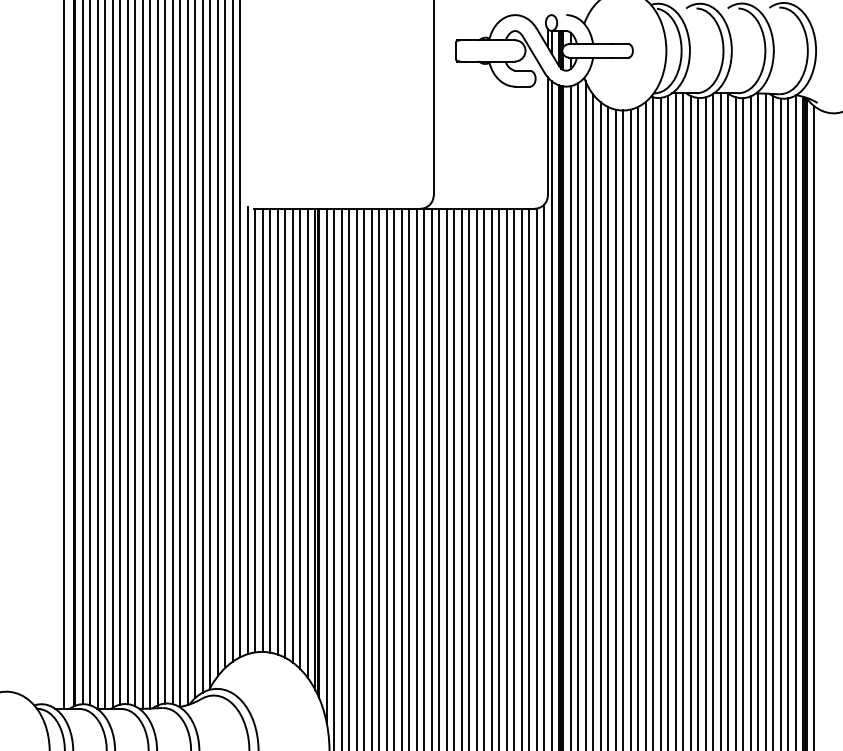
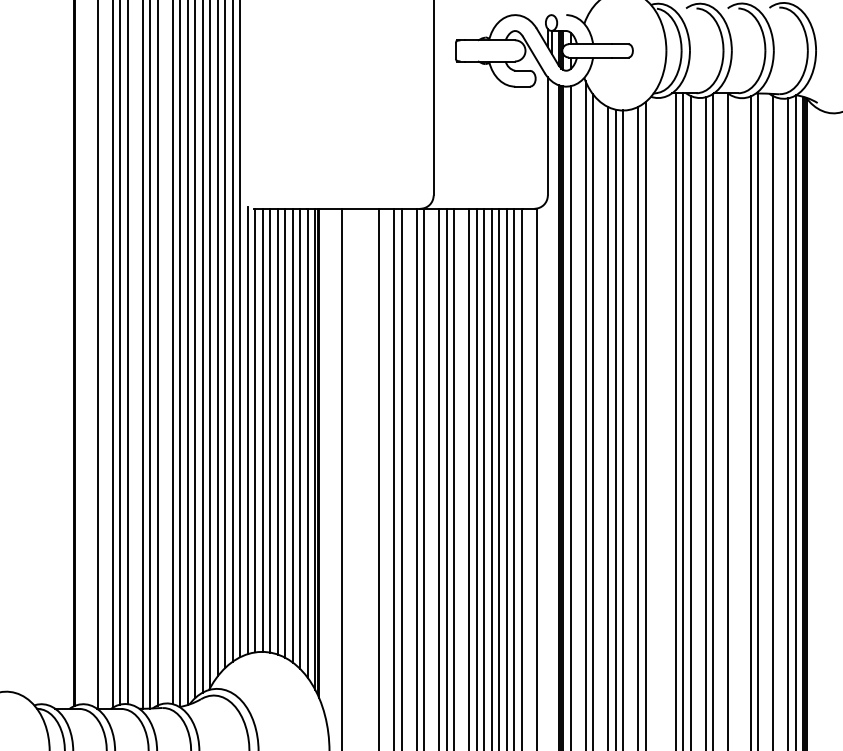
line: present -> none (165, 352)
line: present -> none (82, 353)
line: present -> none (90, 353)
line: present -> none (135, 354)
line: present -> none (64, 355)
line: present -> none (105, 355)
line: present -> none (551, 414)
line: present -> none (578, 415)
line: present -> none (720, 420)
line: present -> none (765, 420)
line: present -> none (668, 421)
line: present -> none (653, 422)
line: present -> none (660, 422)
line: present -> none (698, 422)
line: present -> none (735, 422)
line: present -> none (743, 422)
line: present -> none (780, 422)
line: present -> none (600, 424)
line: present -> none (814, 426)
line: present -> none (630, 428)
line: present -> none (326, 465)
line: present -> none (544, 475)
line: present -> none (334, 477)
line: present -> none (349, 477)
line: present -> none (356, 477)
line: present -> none (364, 477)
line: present -> none (371, 477)
line: present -> none (386, 477)
line: present -> none (409, 477)
line: present -> none (431, 477)
line: present -> none (461, 477)
line: present -> none (529, 477)
